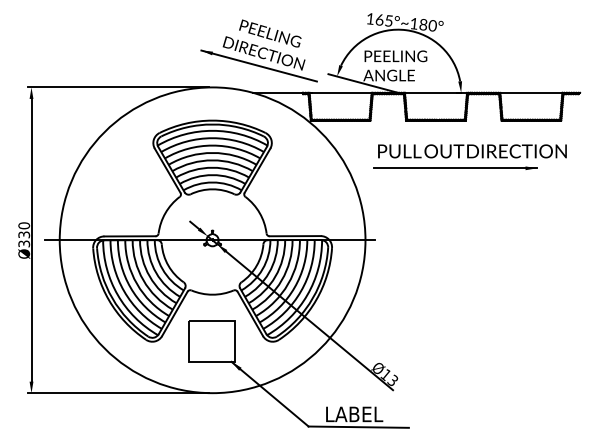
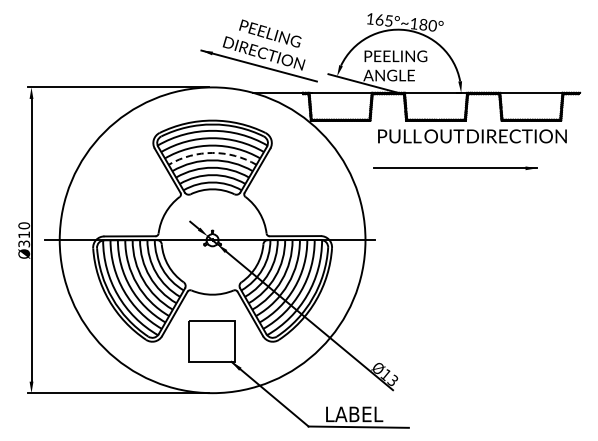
text position: (472, 151) -> (472, 136) (472, 136)
arc: solid -> dashed (212, 152)
text: Ø330 -> Ø310 (24, 234)
